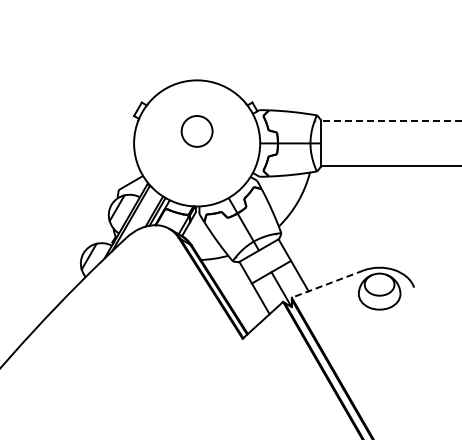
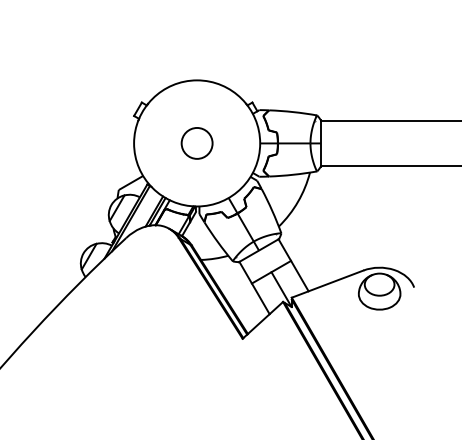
line: dashed -> solid (390, 120)
circle position: (196, 131) -> (196, 143) (196, 143)
line: dashed -> solid (327, 284)
